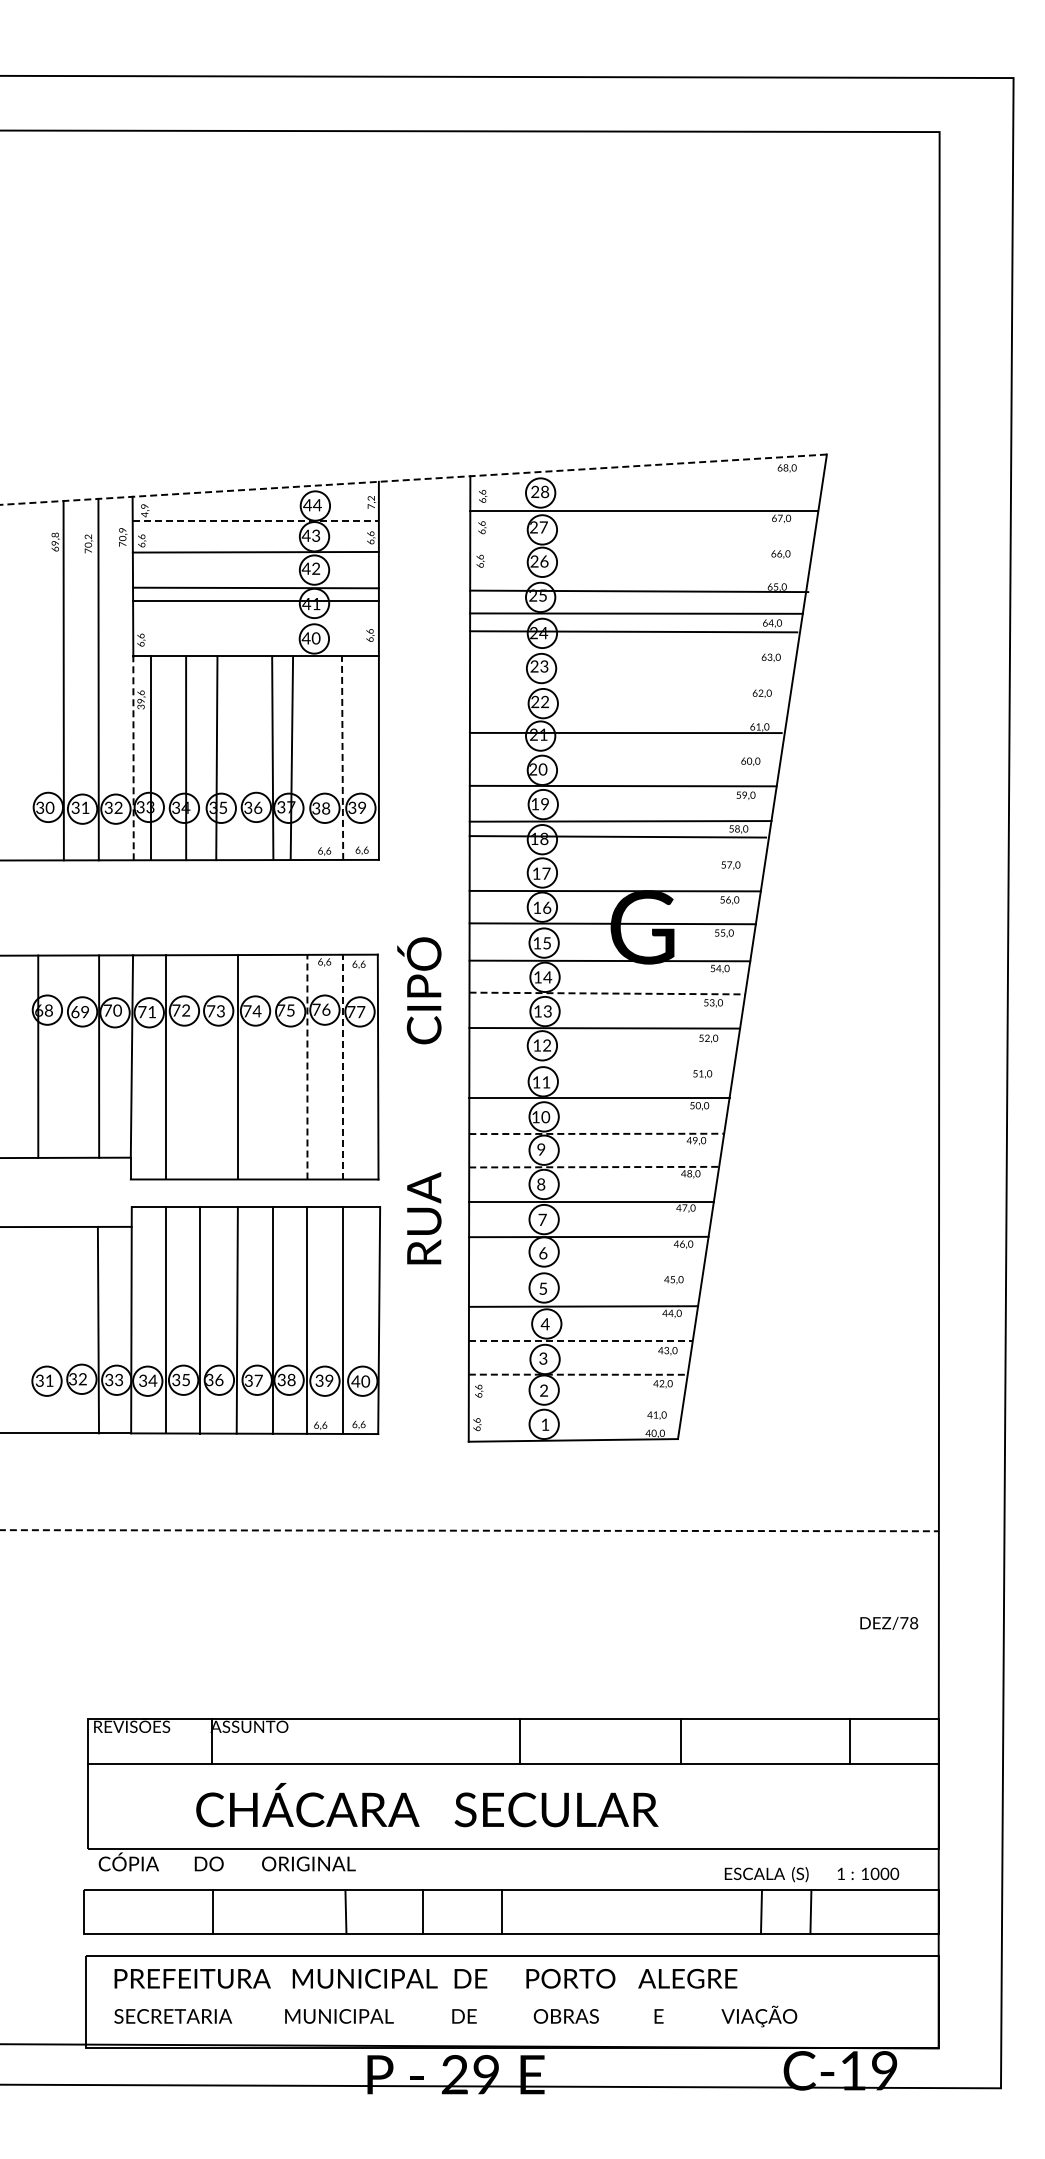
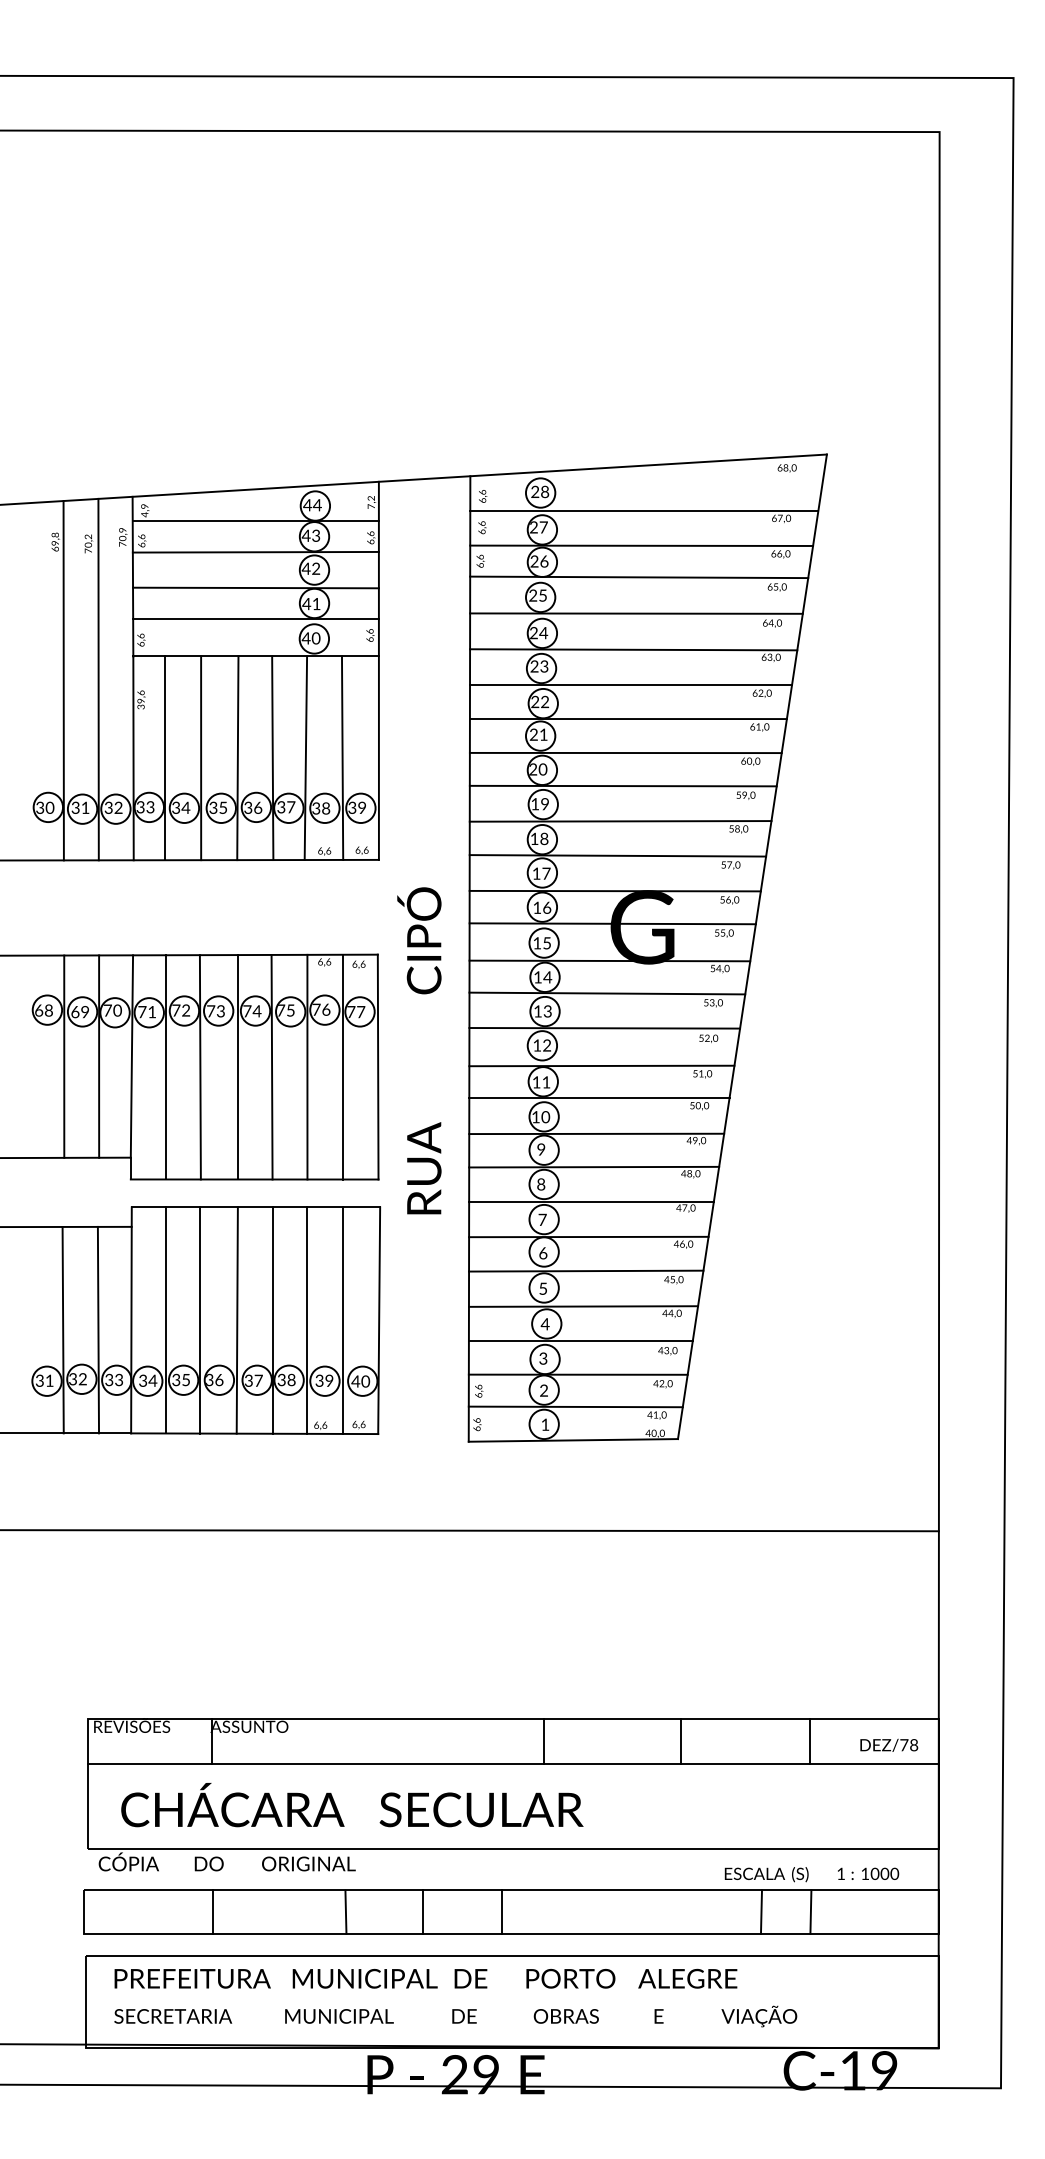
line: dashed -> solid (413, 479)
line: dashed -> solid (256, 520)
line: none -> present (641, 545)
line position: (639, 591) -> (639, 577) (639, 577)
line position: (255, 600) -> (255, 618) (255, 618)
line position: (633, 631) -> (633, 649) (633, 649)
line: none -> present (631, 684)
line: none -> present (627, 719)
line position: (625, 732) -> (625, 752) (625, 752)
line: dashed -> solid (133, 758)
line position: (151, 758) -> (165, 758) (165, 758)
line position: (186, 758) -> (201, 758) (201, 758)
line position: (216, 758) -> (237, 758) (237, 758)
line position: (291, 758) -> (305, 758) (305, 758)
line: dashed -> solid (342, 758)
line position: (617, 836) -> (617, 855) (617, 855)
line: dashed -> solid (607, 993)
line position: (38, 1056) -> (64, 1056) (64, 1056)
line: none -> present (601, 1065)
line: none -> present (271, 1066)
line: dashed -> solid (307, 1066)
line: dashed -> solid (343, 1066)
line: none -> present (199, 1067)
text position: (419, 1100) -> (419, 1050) (419, 1050)
line: dashed -> solid (597, 1133)
line: dashed -> solid (594, 1167)
line: none -> present (586, 1270)
line: none -> present (62, 1329)
line: dashed -> solid (580, 1341)
line: dashed -> solid (578, 1374)
line: none -> present (575, 1406)
line: dashed -> solid (469, 1530)
text position: (889, 1622) -> (889, 1744) (889, 1744)
line position: (520, 1741) -> (544, 1741) (544, 1741)
line position: (850, 1741) -> (810, 1741) (810, 1741)
text position: (427, 1805) -> (352, 1805) (352, 1805)
